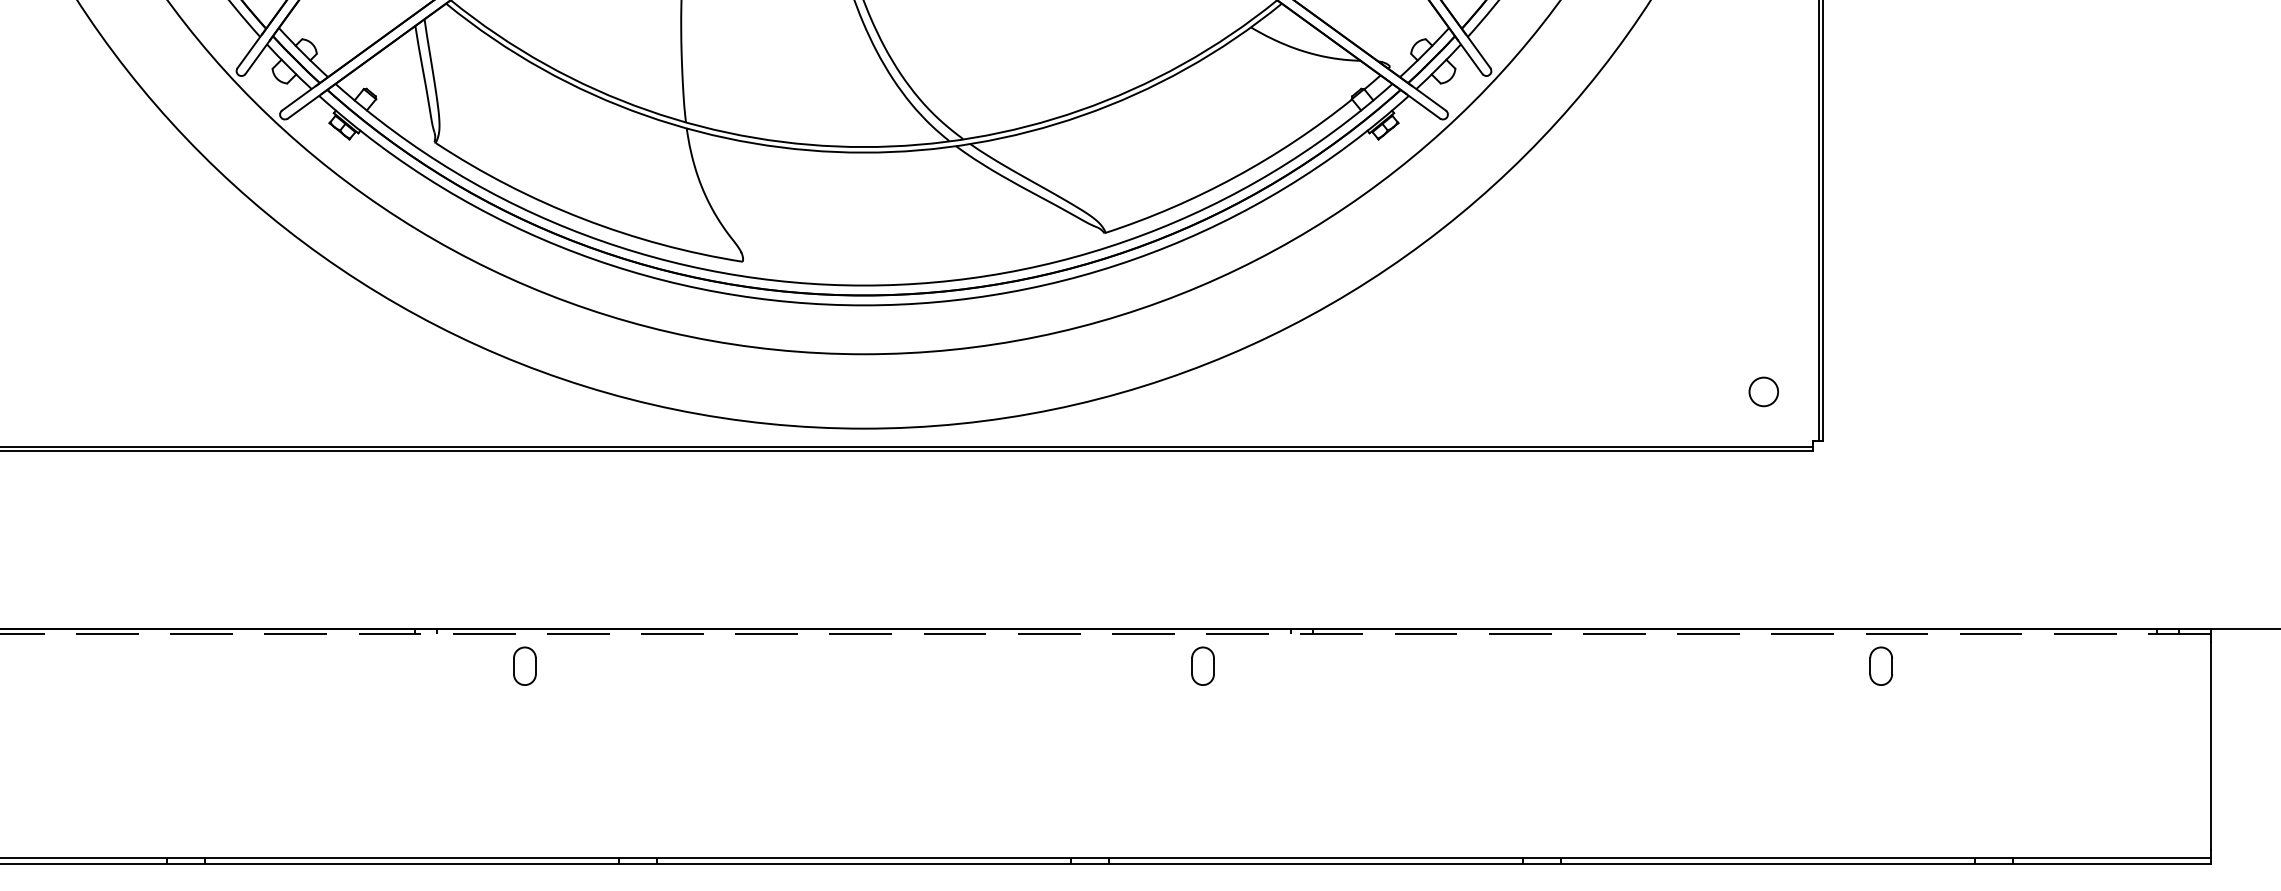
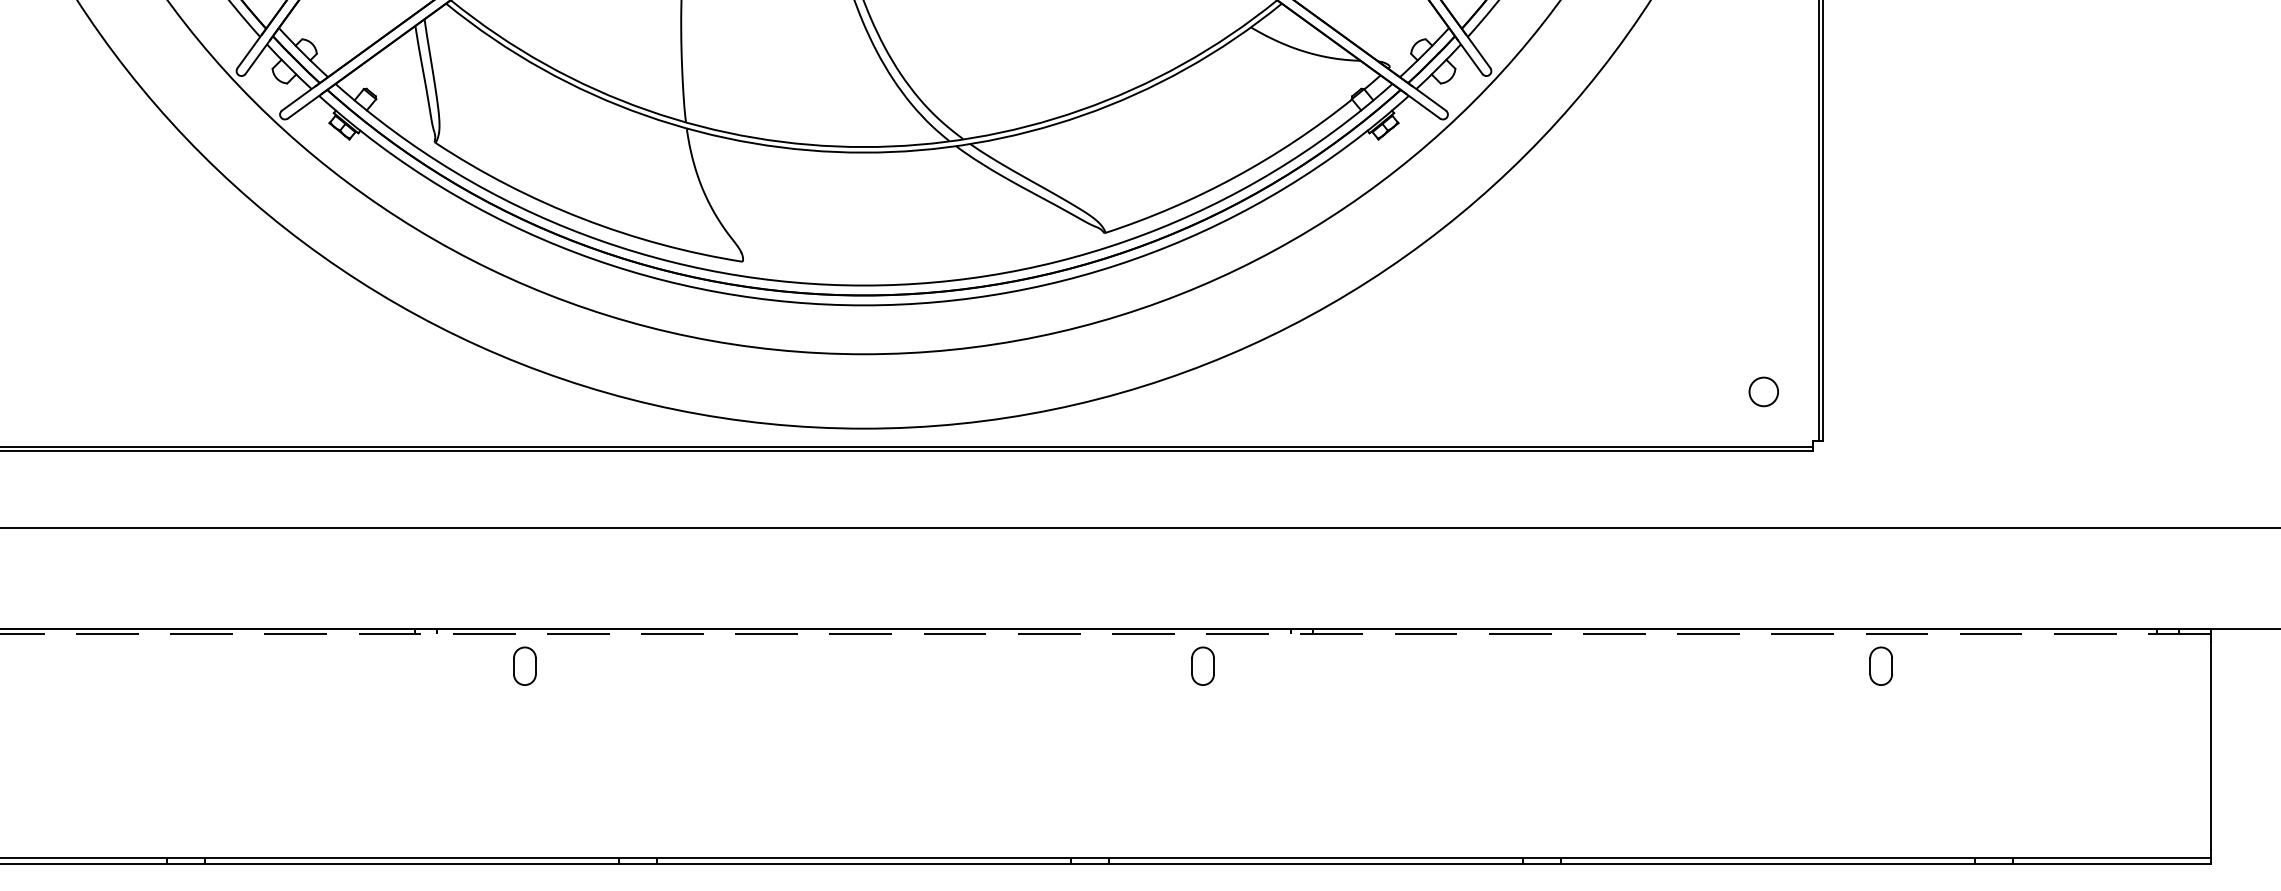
line: none -> present (1139, 528)
